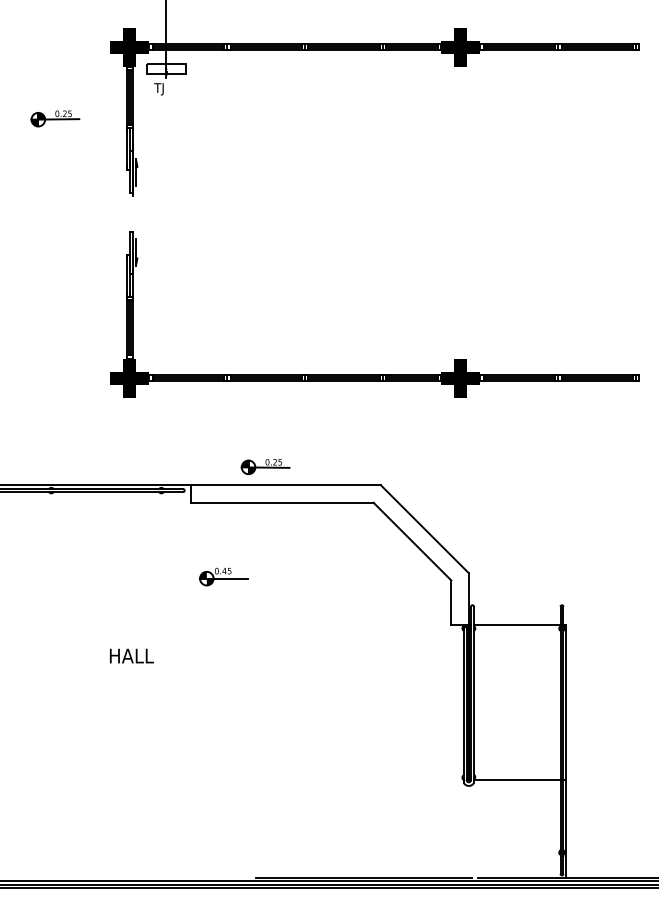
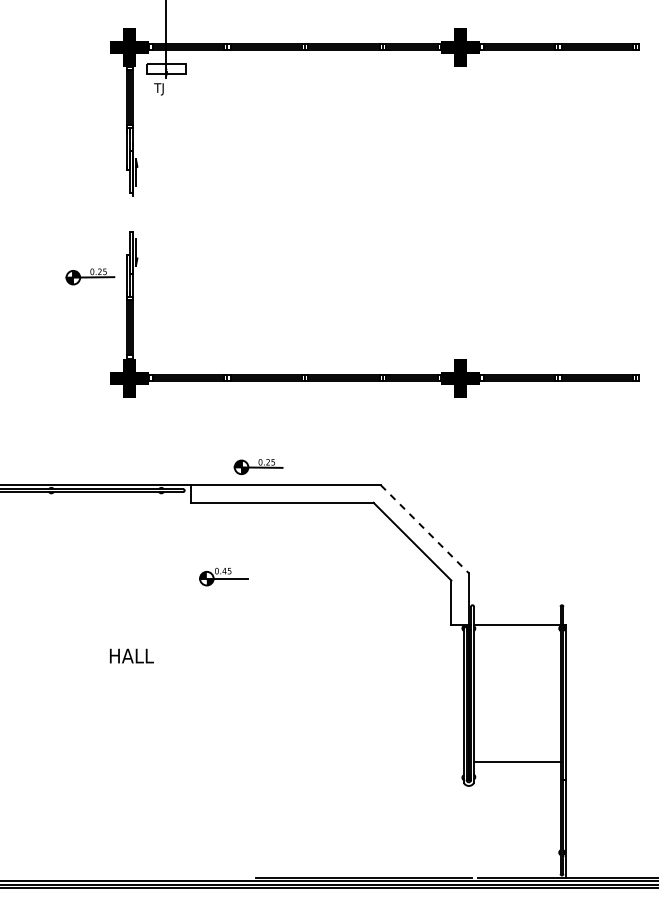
part position: (55, 118) -> (90, 276) (90, 276)
part position: (265, 467) -> (258, 467) (258, 467)
line: solid -> dashed (425, 529)
line position: (517, 780) -> (517, 762) (517, 762)
